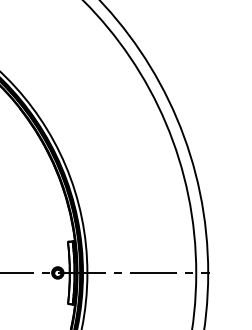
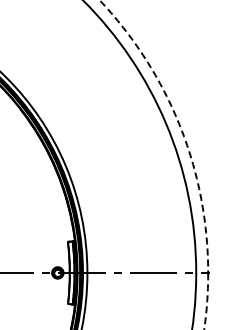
circle: solid -> dashed (153, 164)
